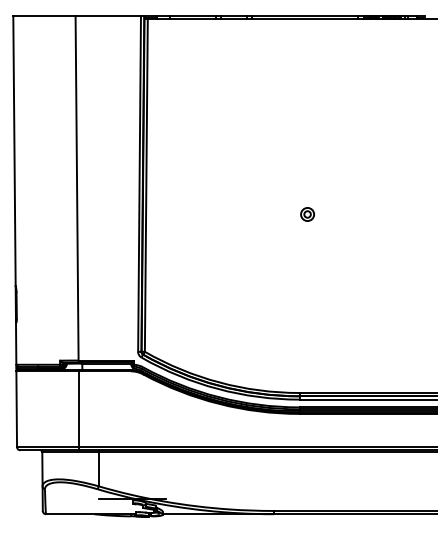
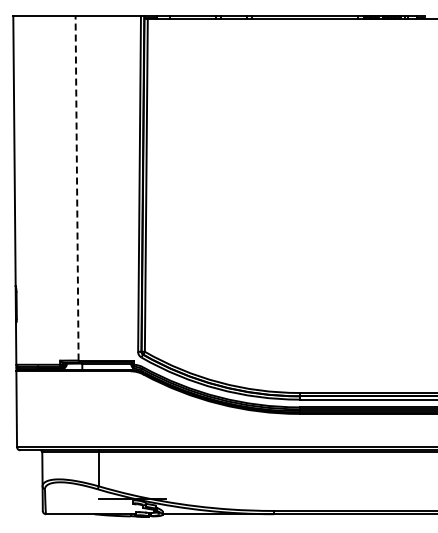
line: solid -> dashed (77, 187)
part: present -> none (307, 214)
line: present -> none (79, 409)
